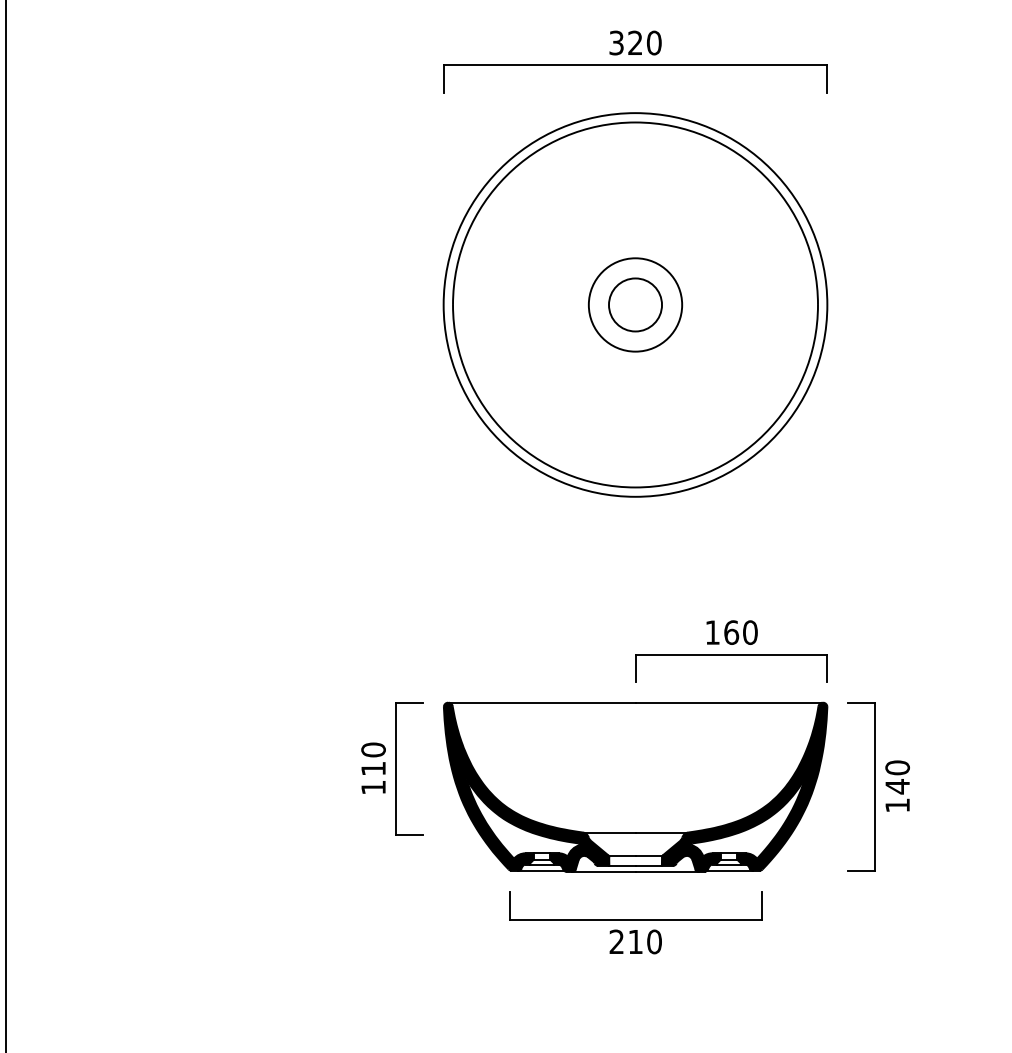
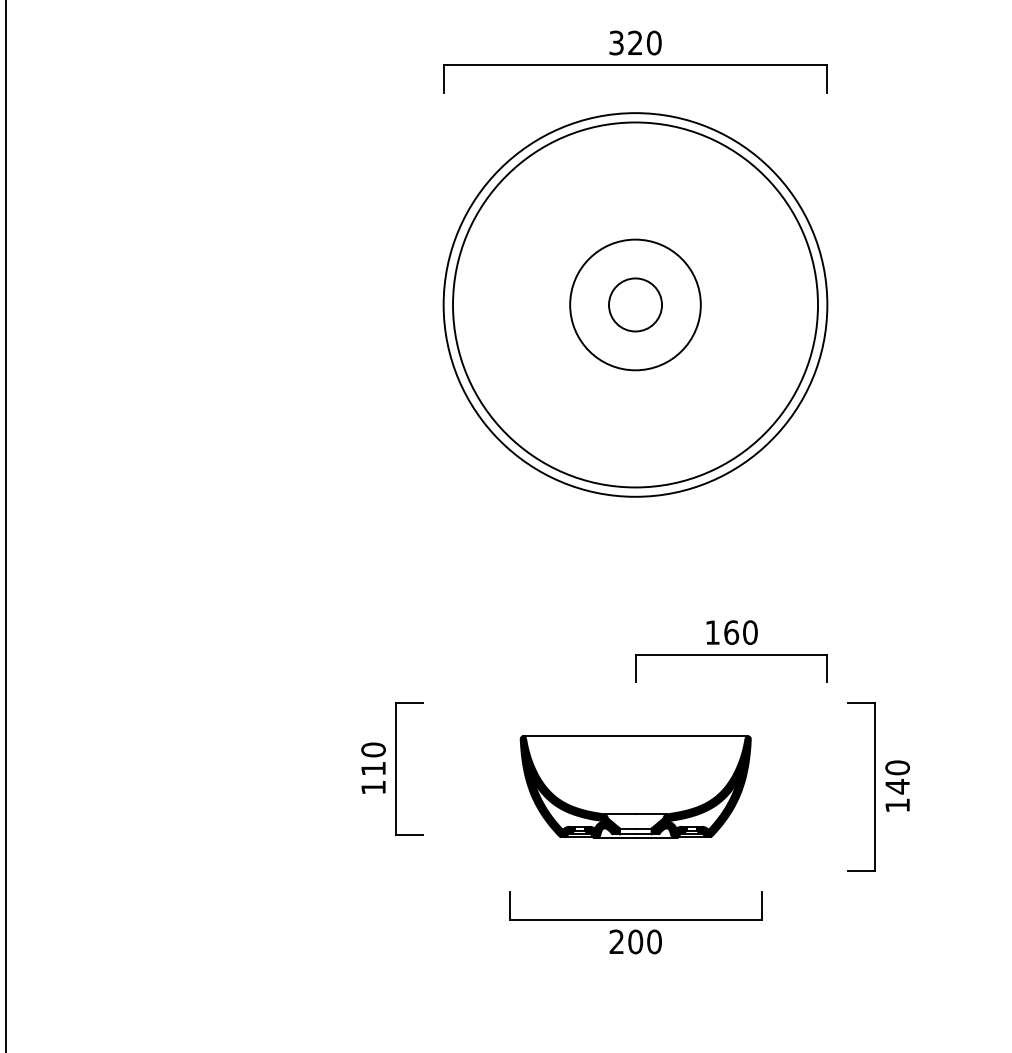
circle diameter: 93 px -> 131 px (635, 304)
part size: 386x172 px -> 233x104 px (635, 786)
text: 210 -> 200 (635, 941)
